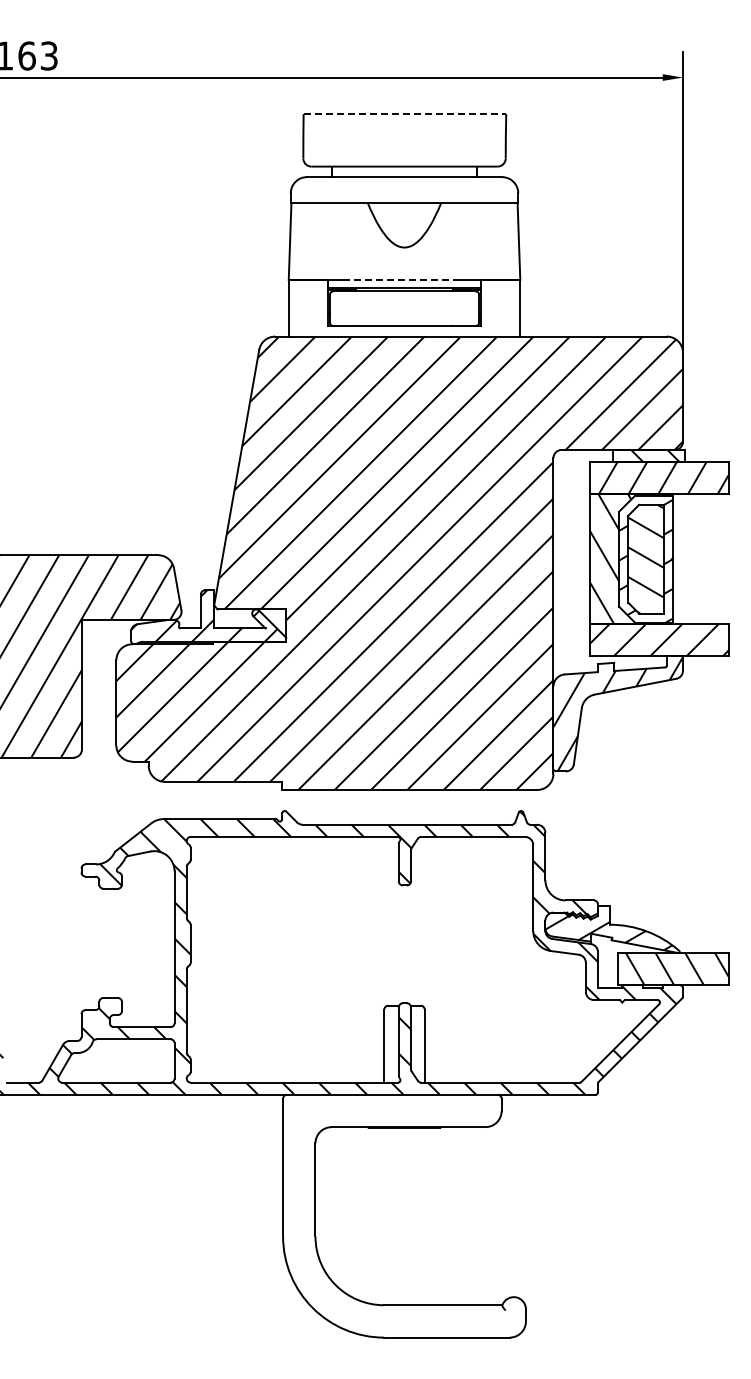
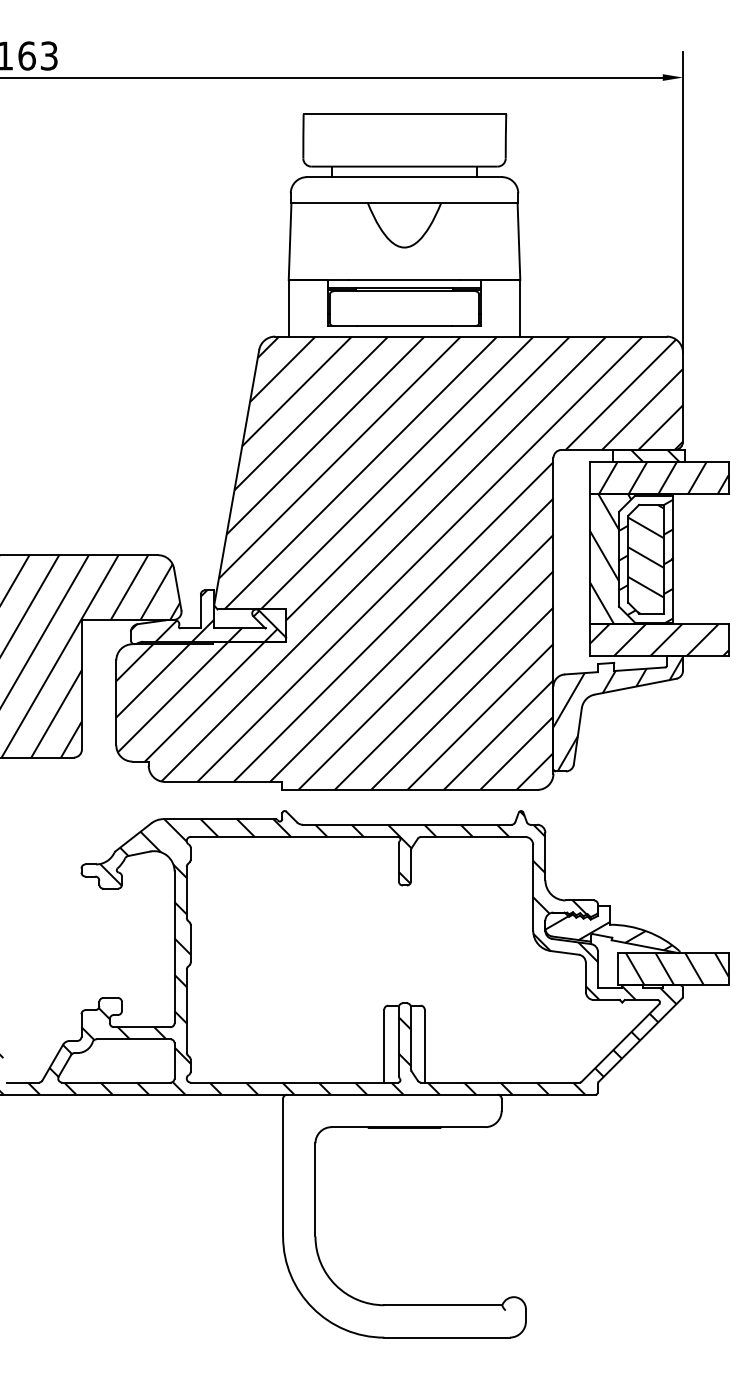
line: dashed -> solid (405, 114)
line: dashed -> solid (404, 279)
